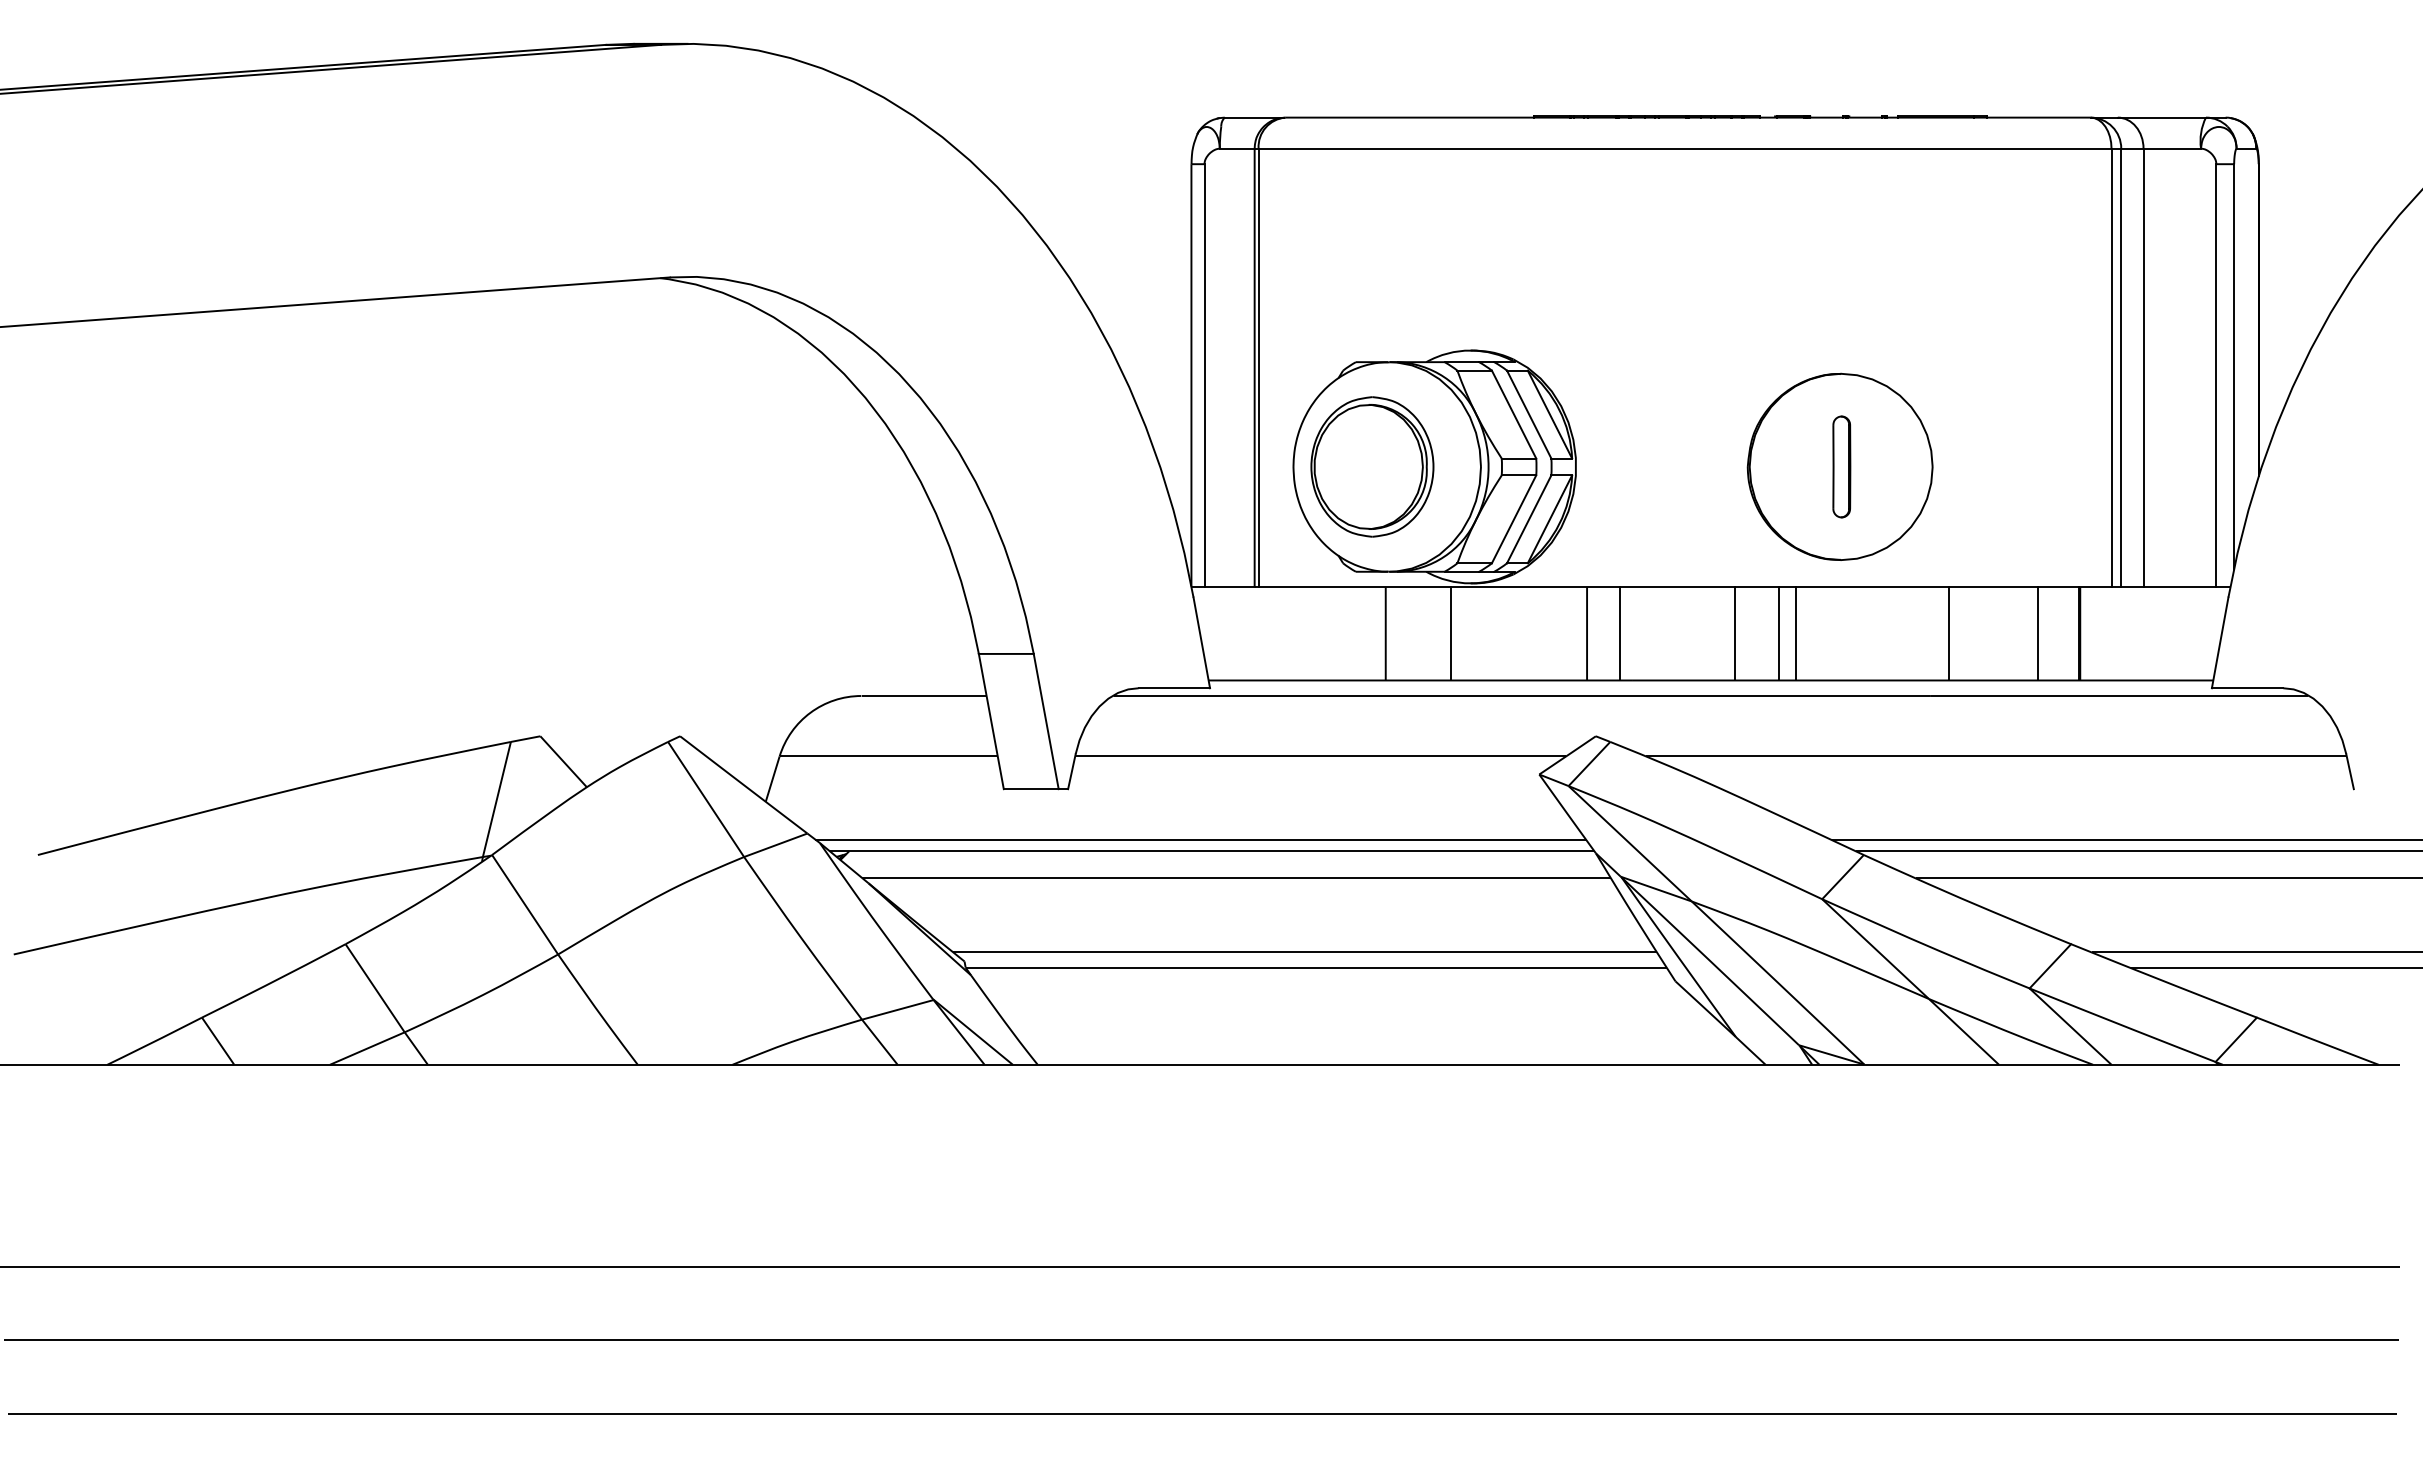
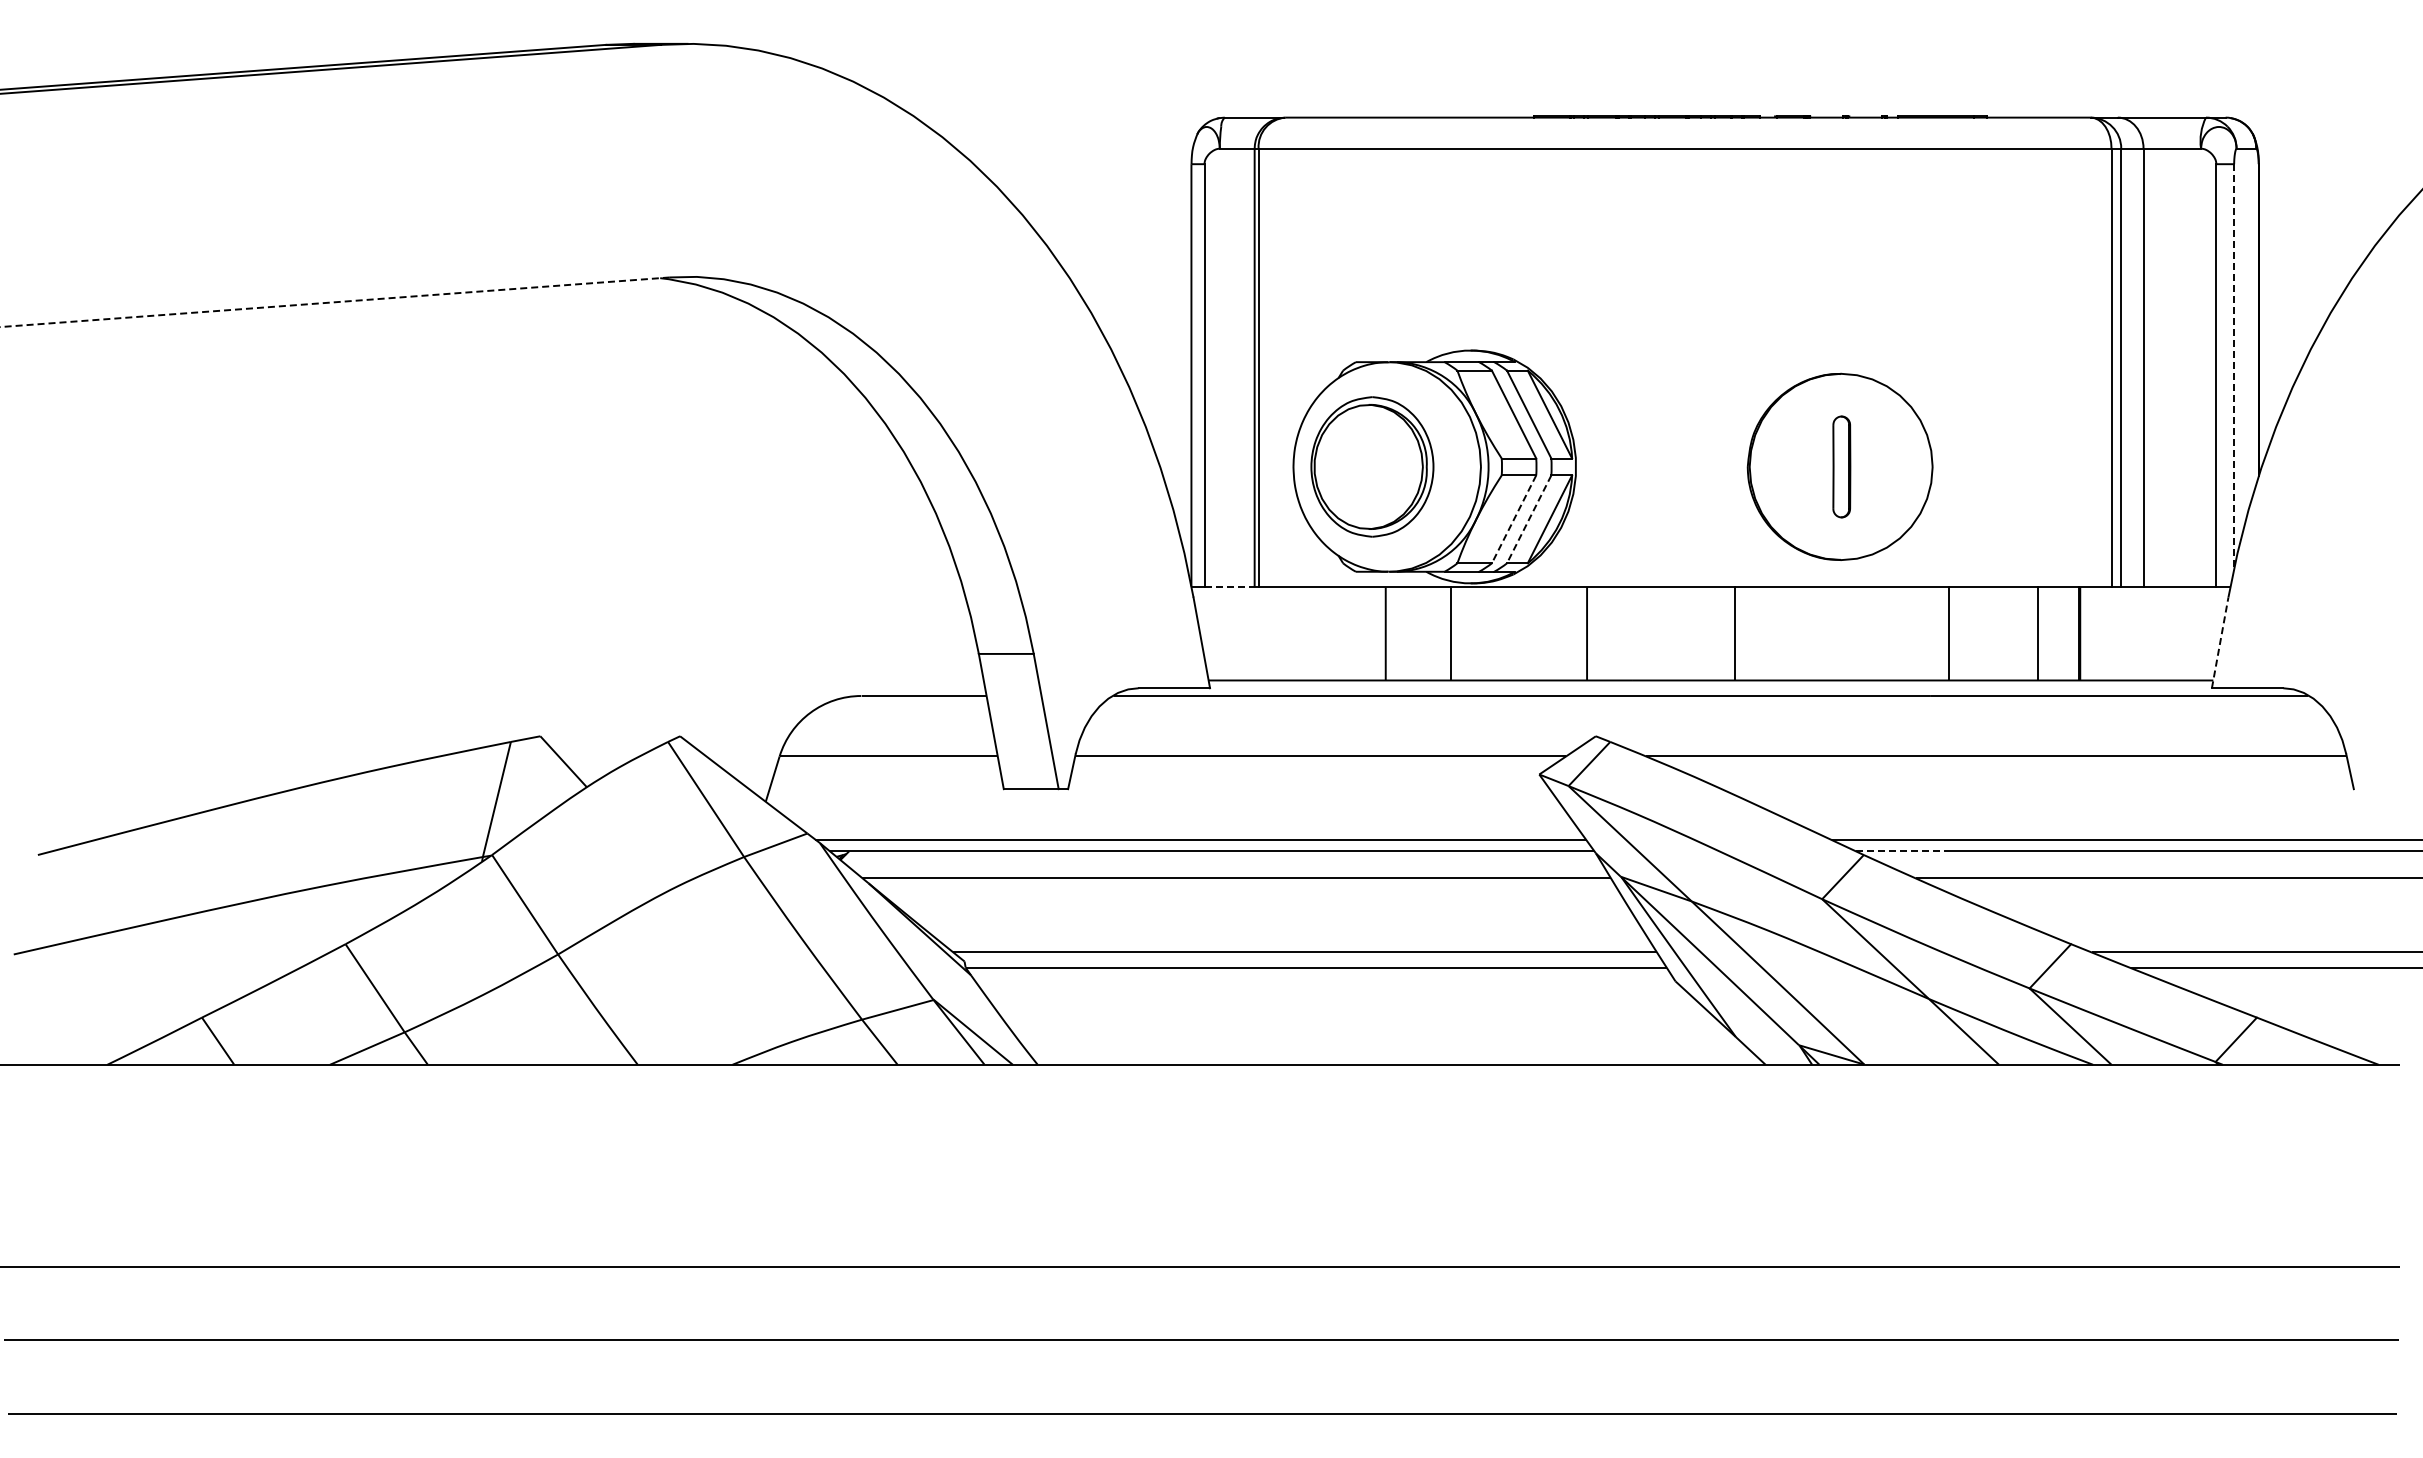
line: solid -> dashed (334, 302)
line: solid -> dashed (2234, 366)
line: solid -> dashed (1513, 519)
line: solid -> dashed (1528, 519)
line: solid -> dashed (1230, 587)
line: present -> none (1619, 633)
line: present -> none (1779, 633)
line: present -> none (1796, 633)
line: solid -> dashed (2220, 642)
line: solid -> dashed (1902, 851)
